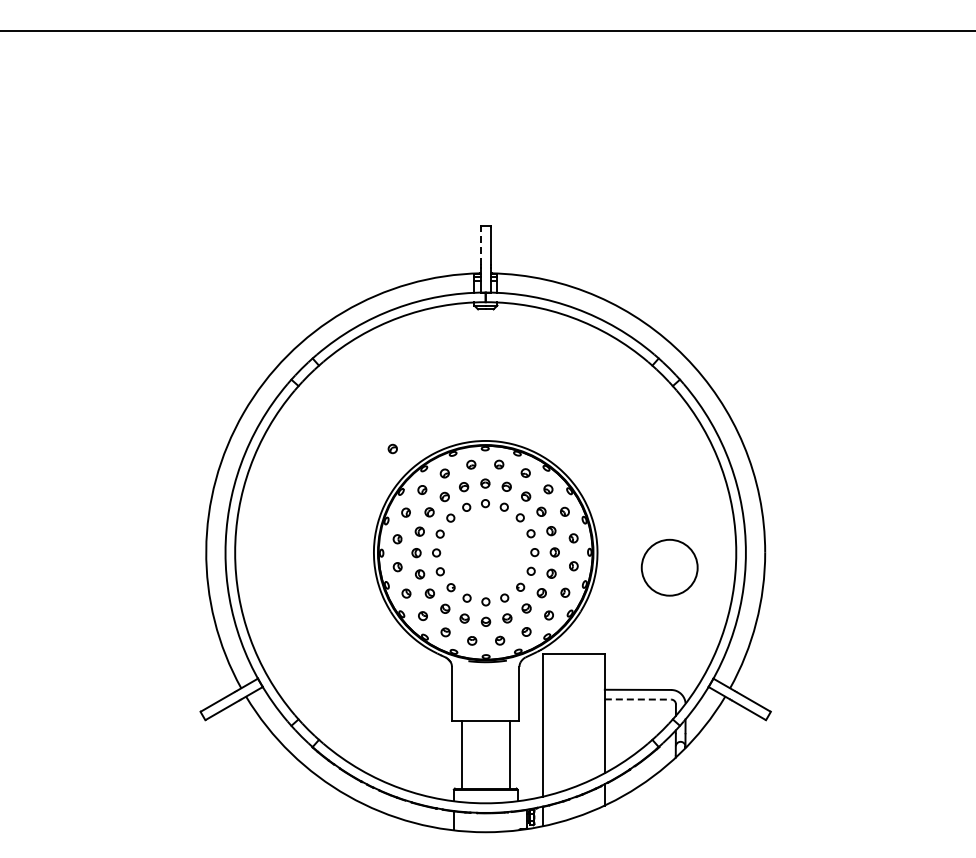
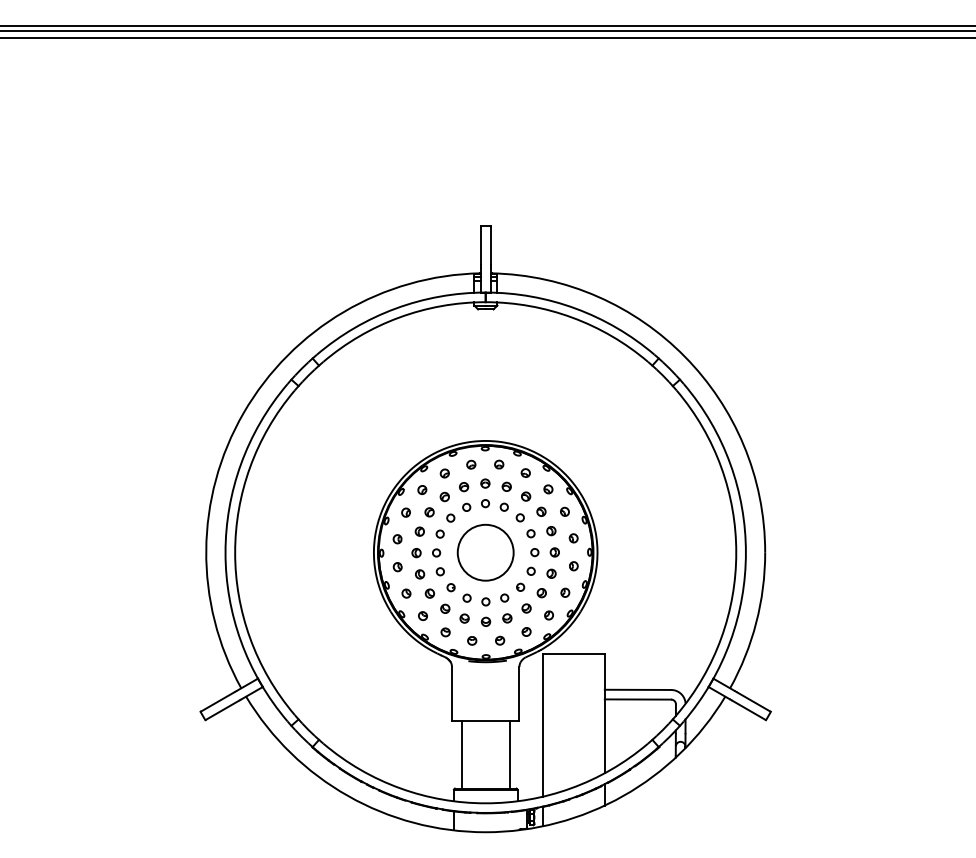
line: none -> present (487, 25)
line: none -> present (487, 38)
line: dashed -> solid (480, 245)
part: present -> none (392, 448)
circle position: (669, 567) -> (485, 552) (485, 552)
line: dashed -> solid (638, 699)
